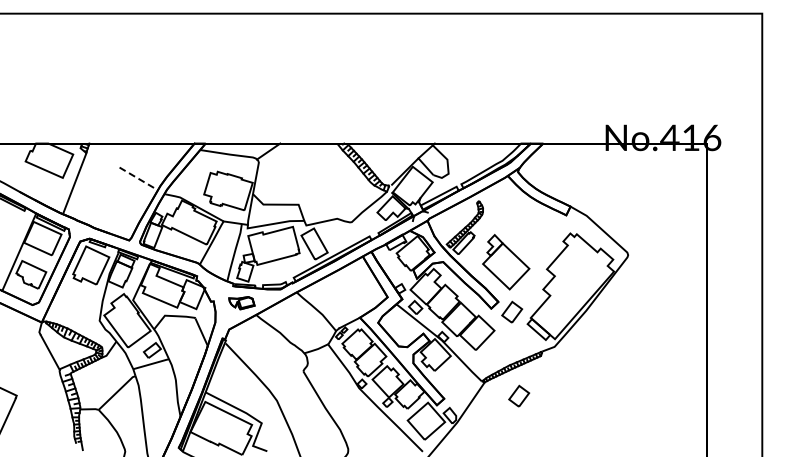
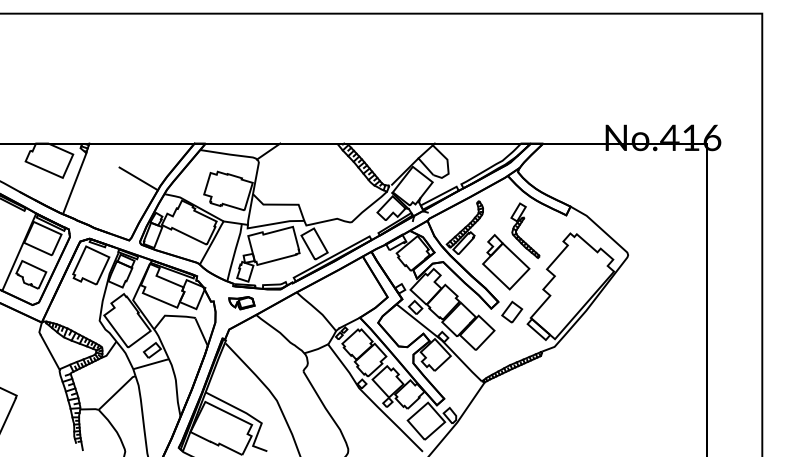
line: dashed -> solid (139, 179)
part: none -> present (519, 227)
part: present -> none (519, 395)
